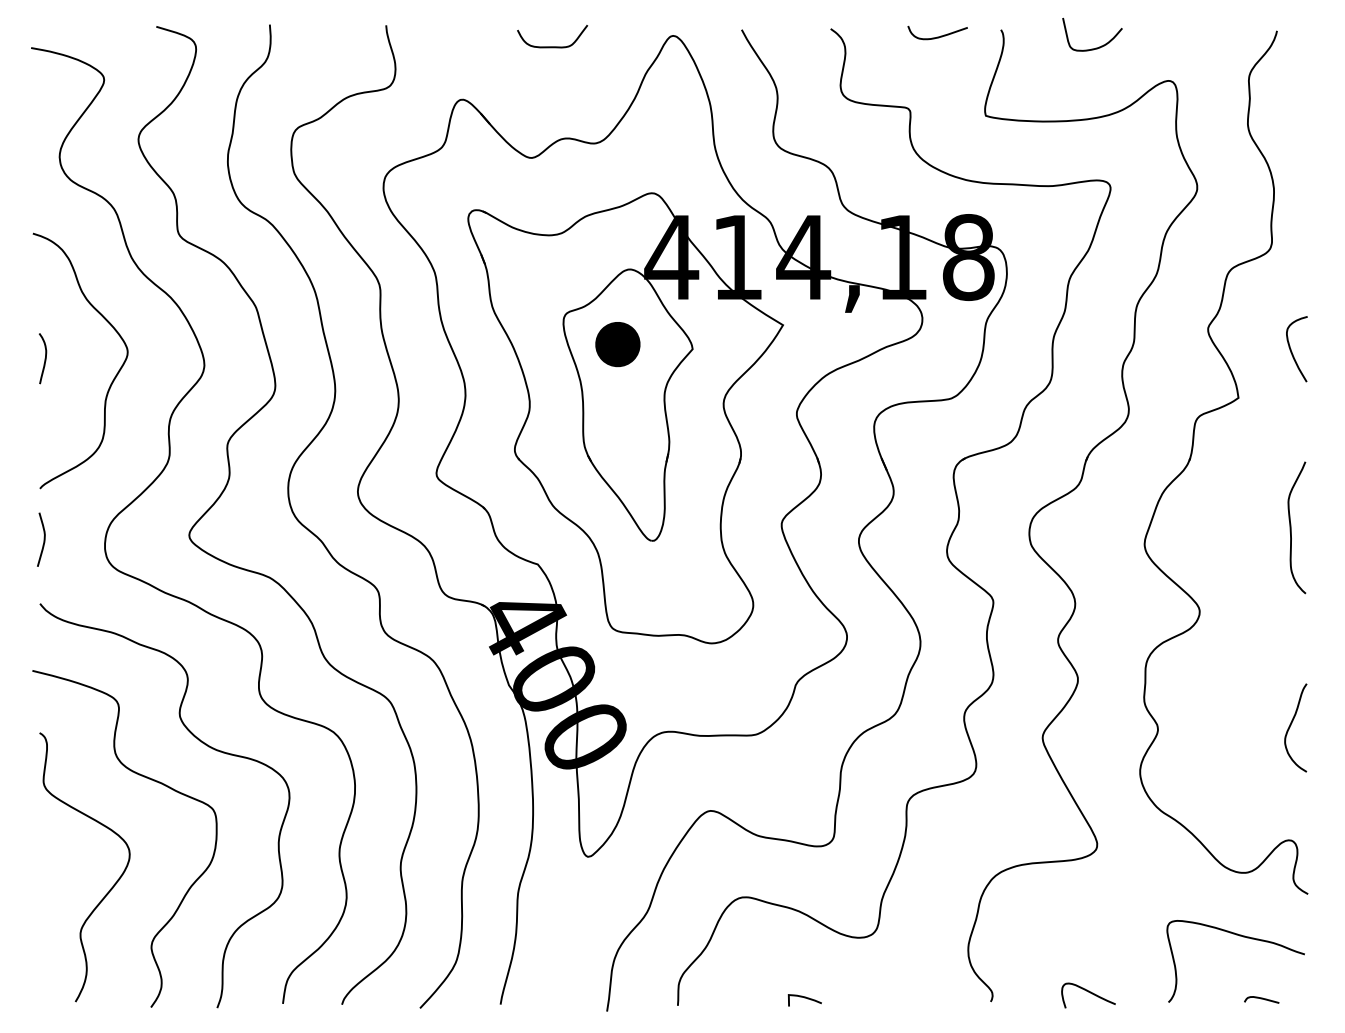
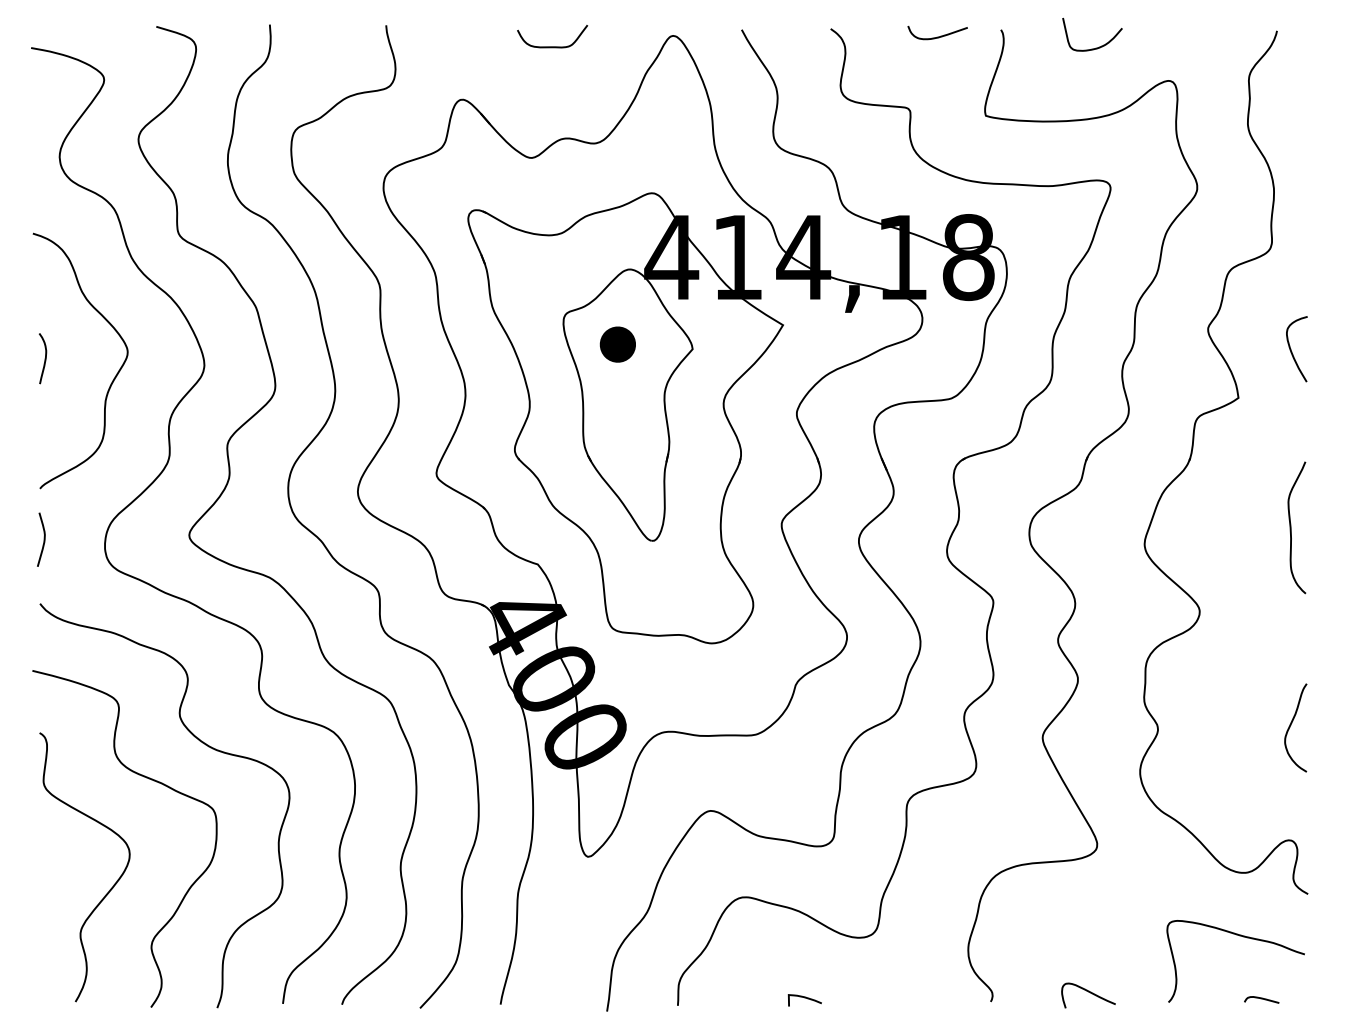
part size: 46x46 px -> 37x37 px (617, 344)
